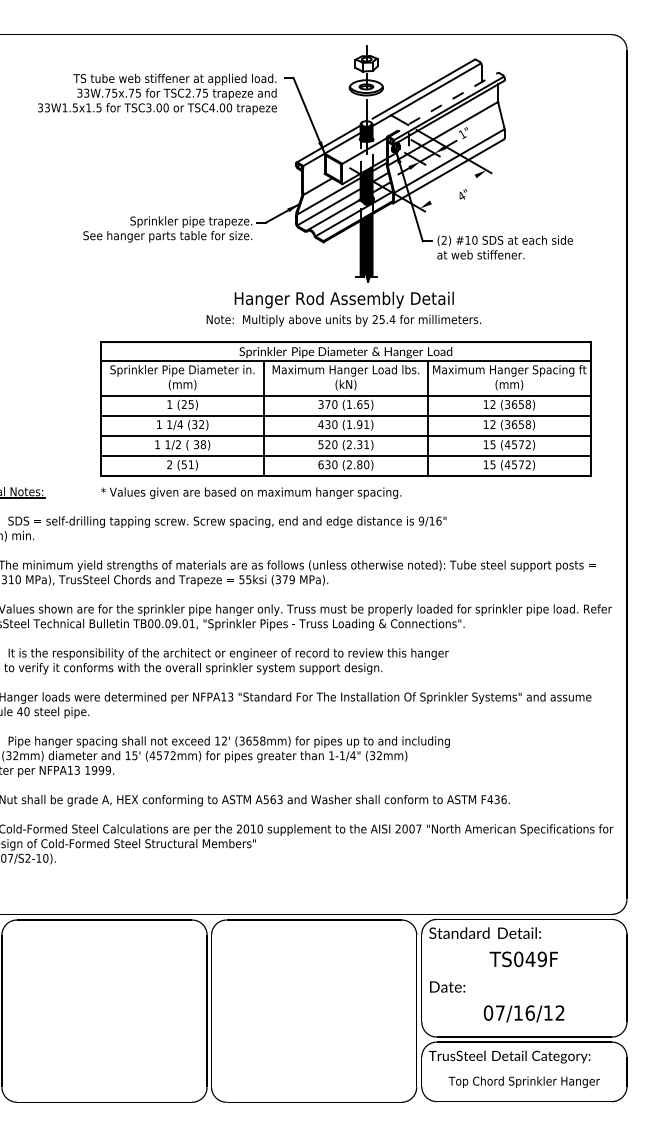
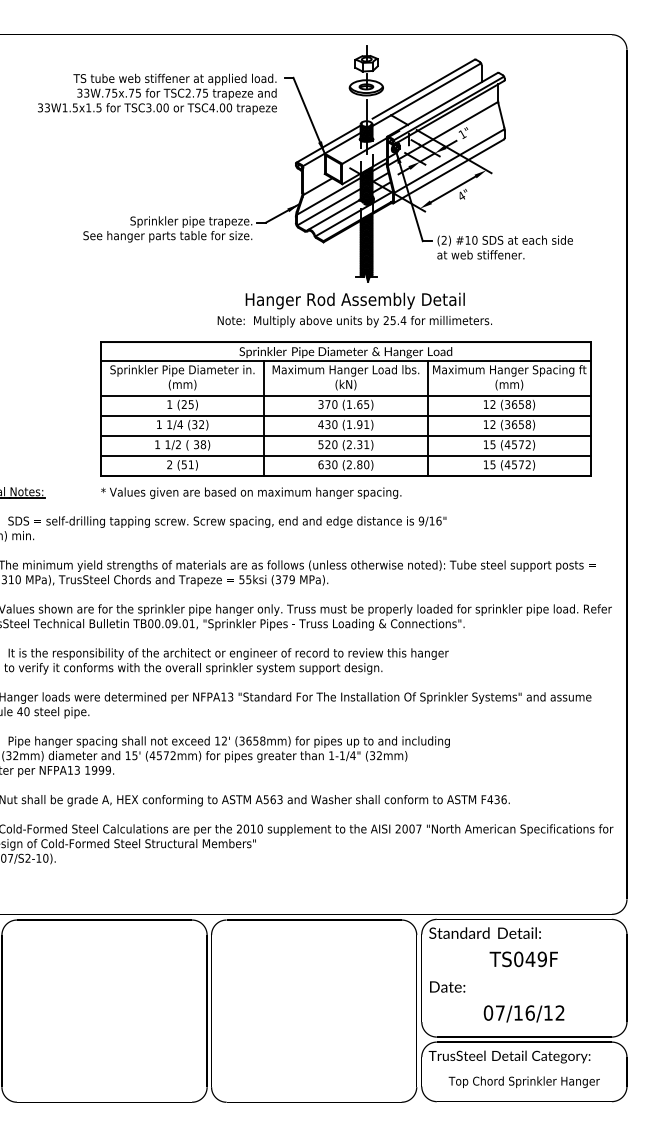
line: dashed -> solid (442, 104)
line: none -> present (452, 189)
text position: (343, 308) -> (354, 309) (354, 309)
